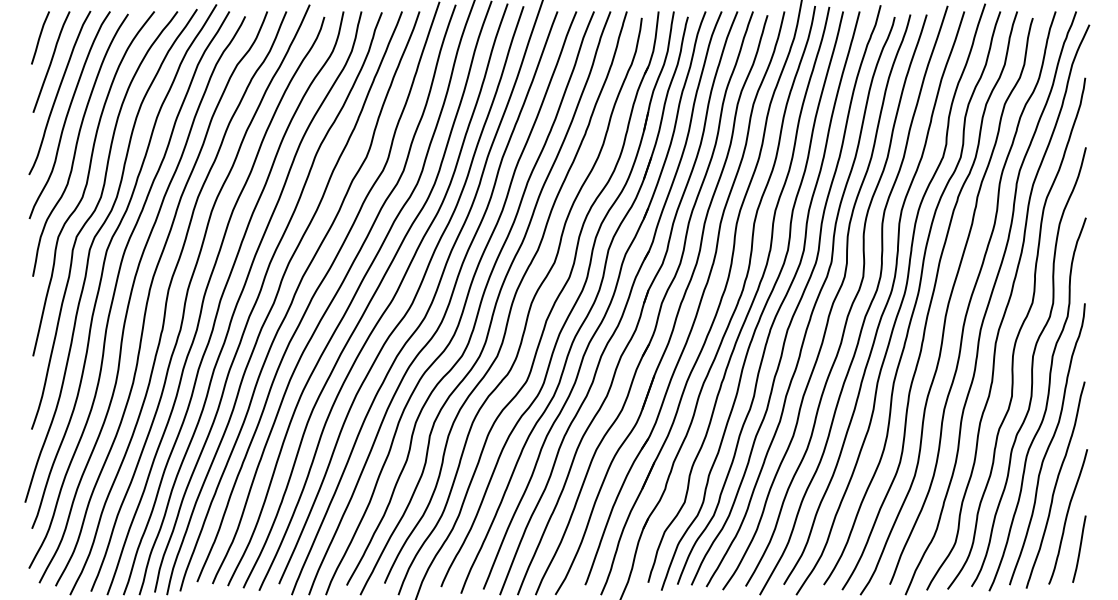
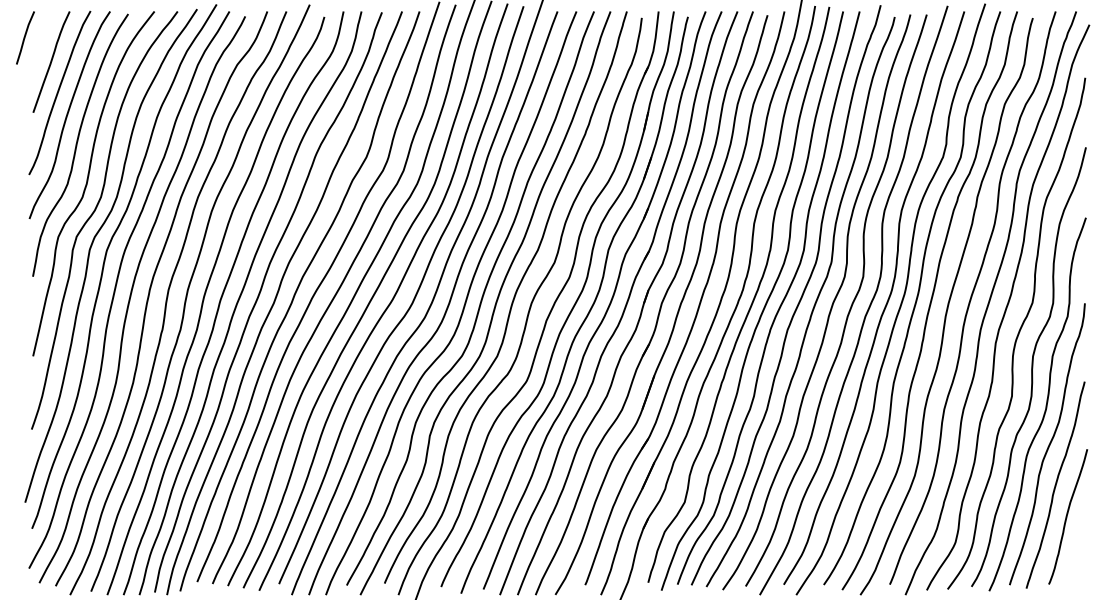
line position: (40, 37) -> (25, 37) (25, 37)
line: present -> none (1079, 548)
